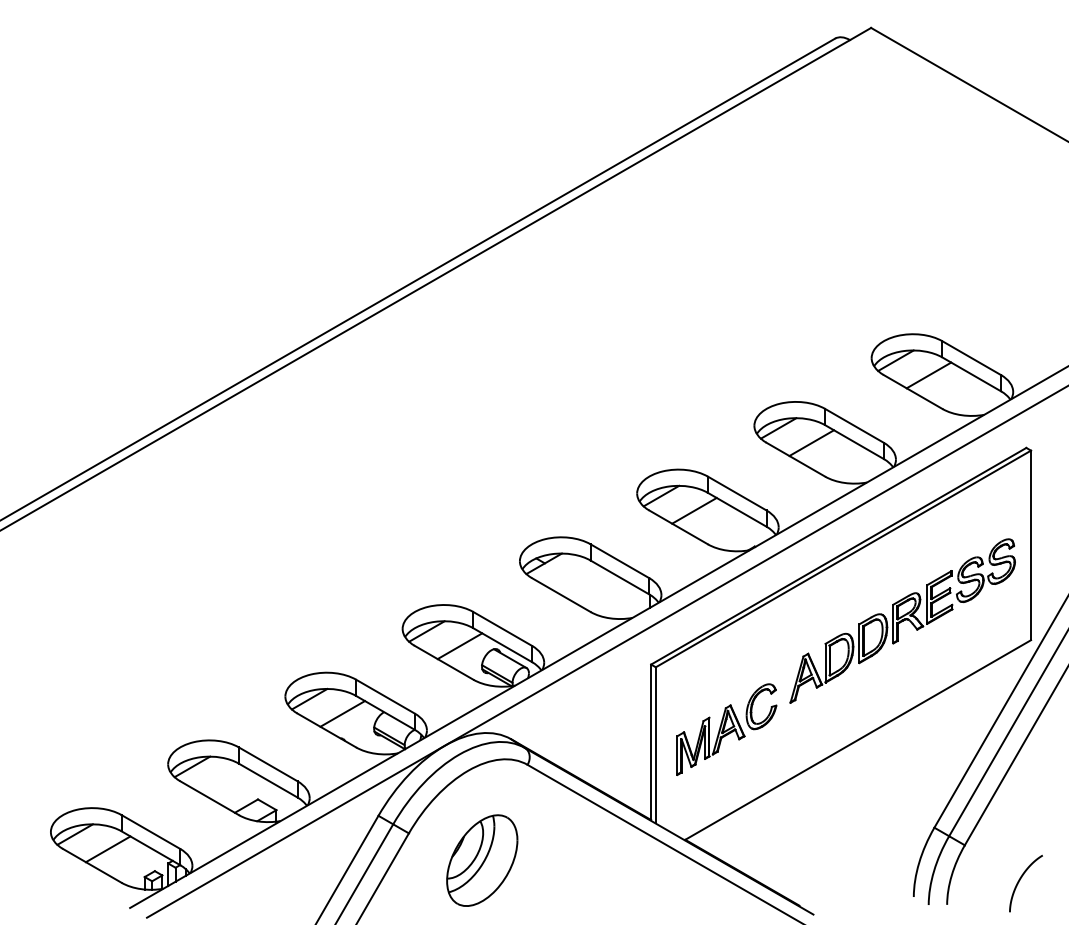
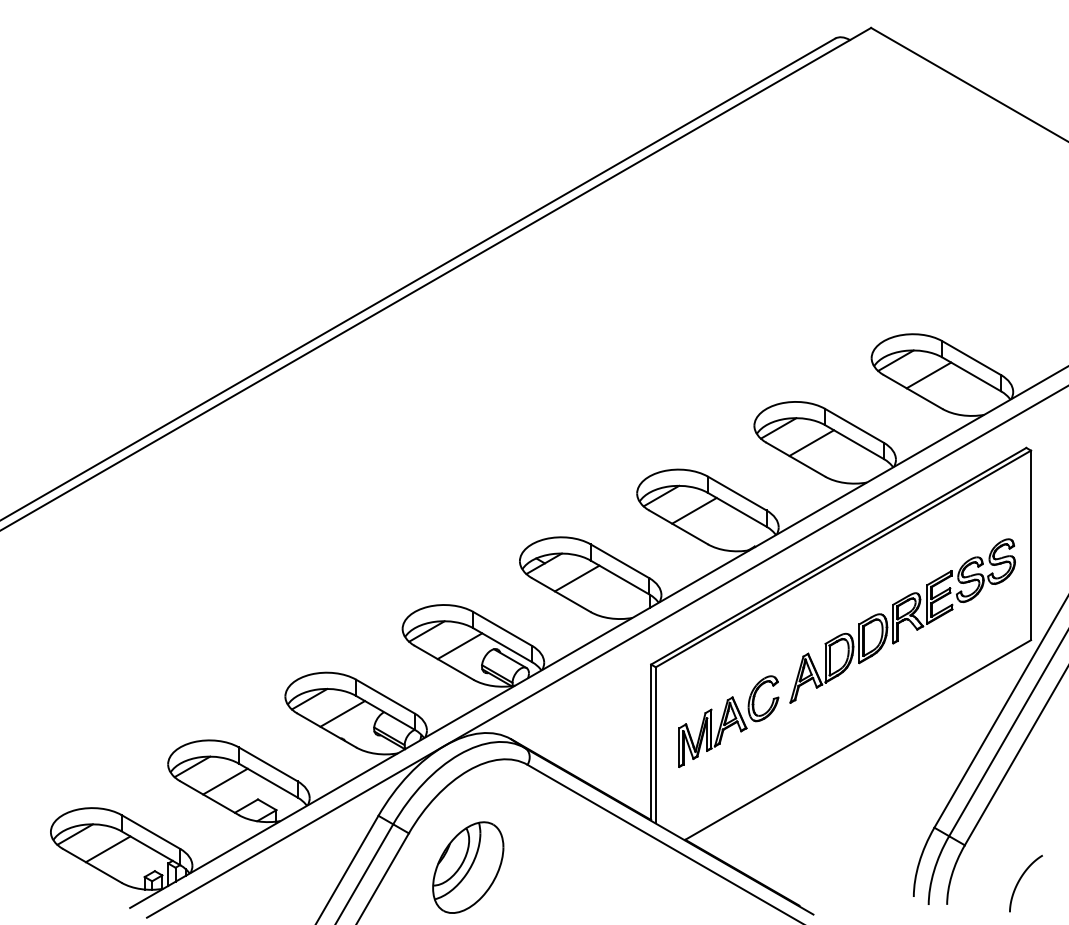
line: none -> present (576, 578)
part position: (726, 729) -> (728, 721) (728, 721)
line: none -> present (225, 781)
part position: (482, 860) -> (468, 867) (468, 867)
